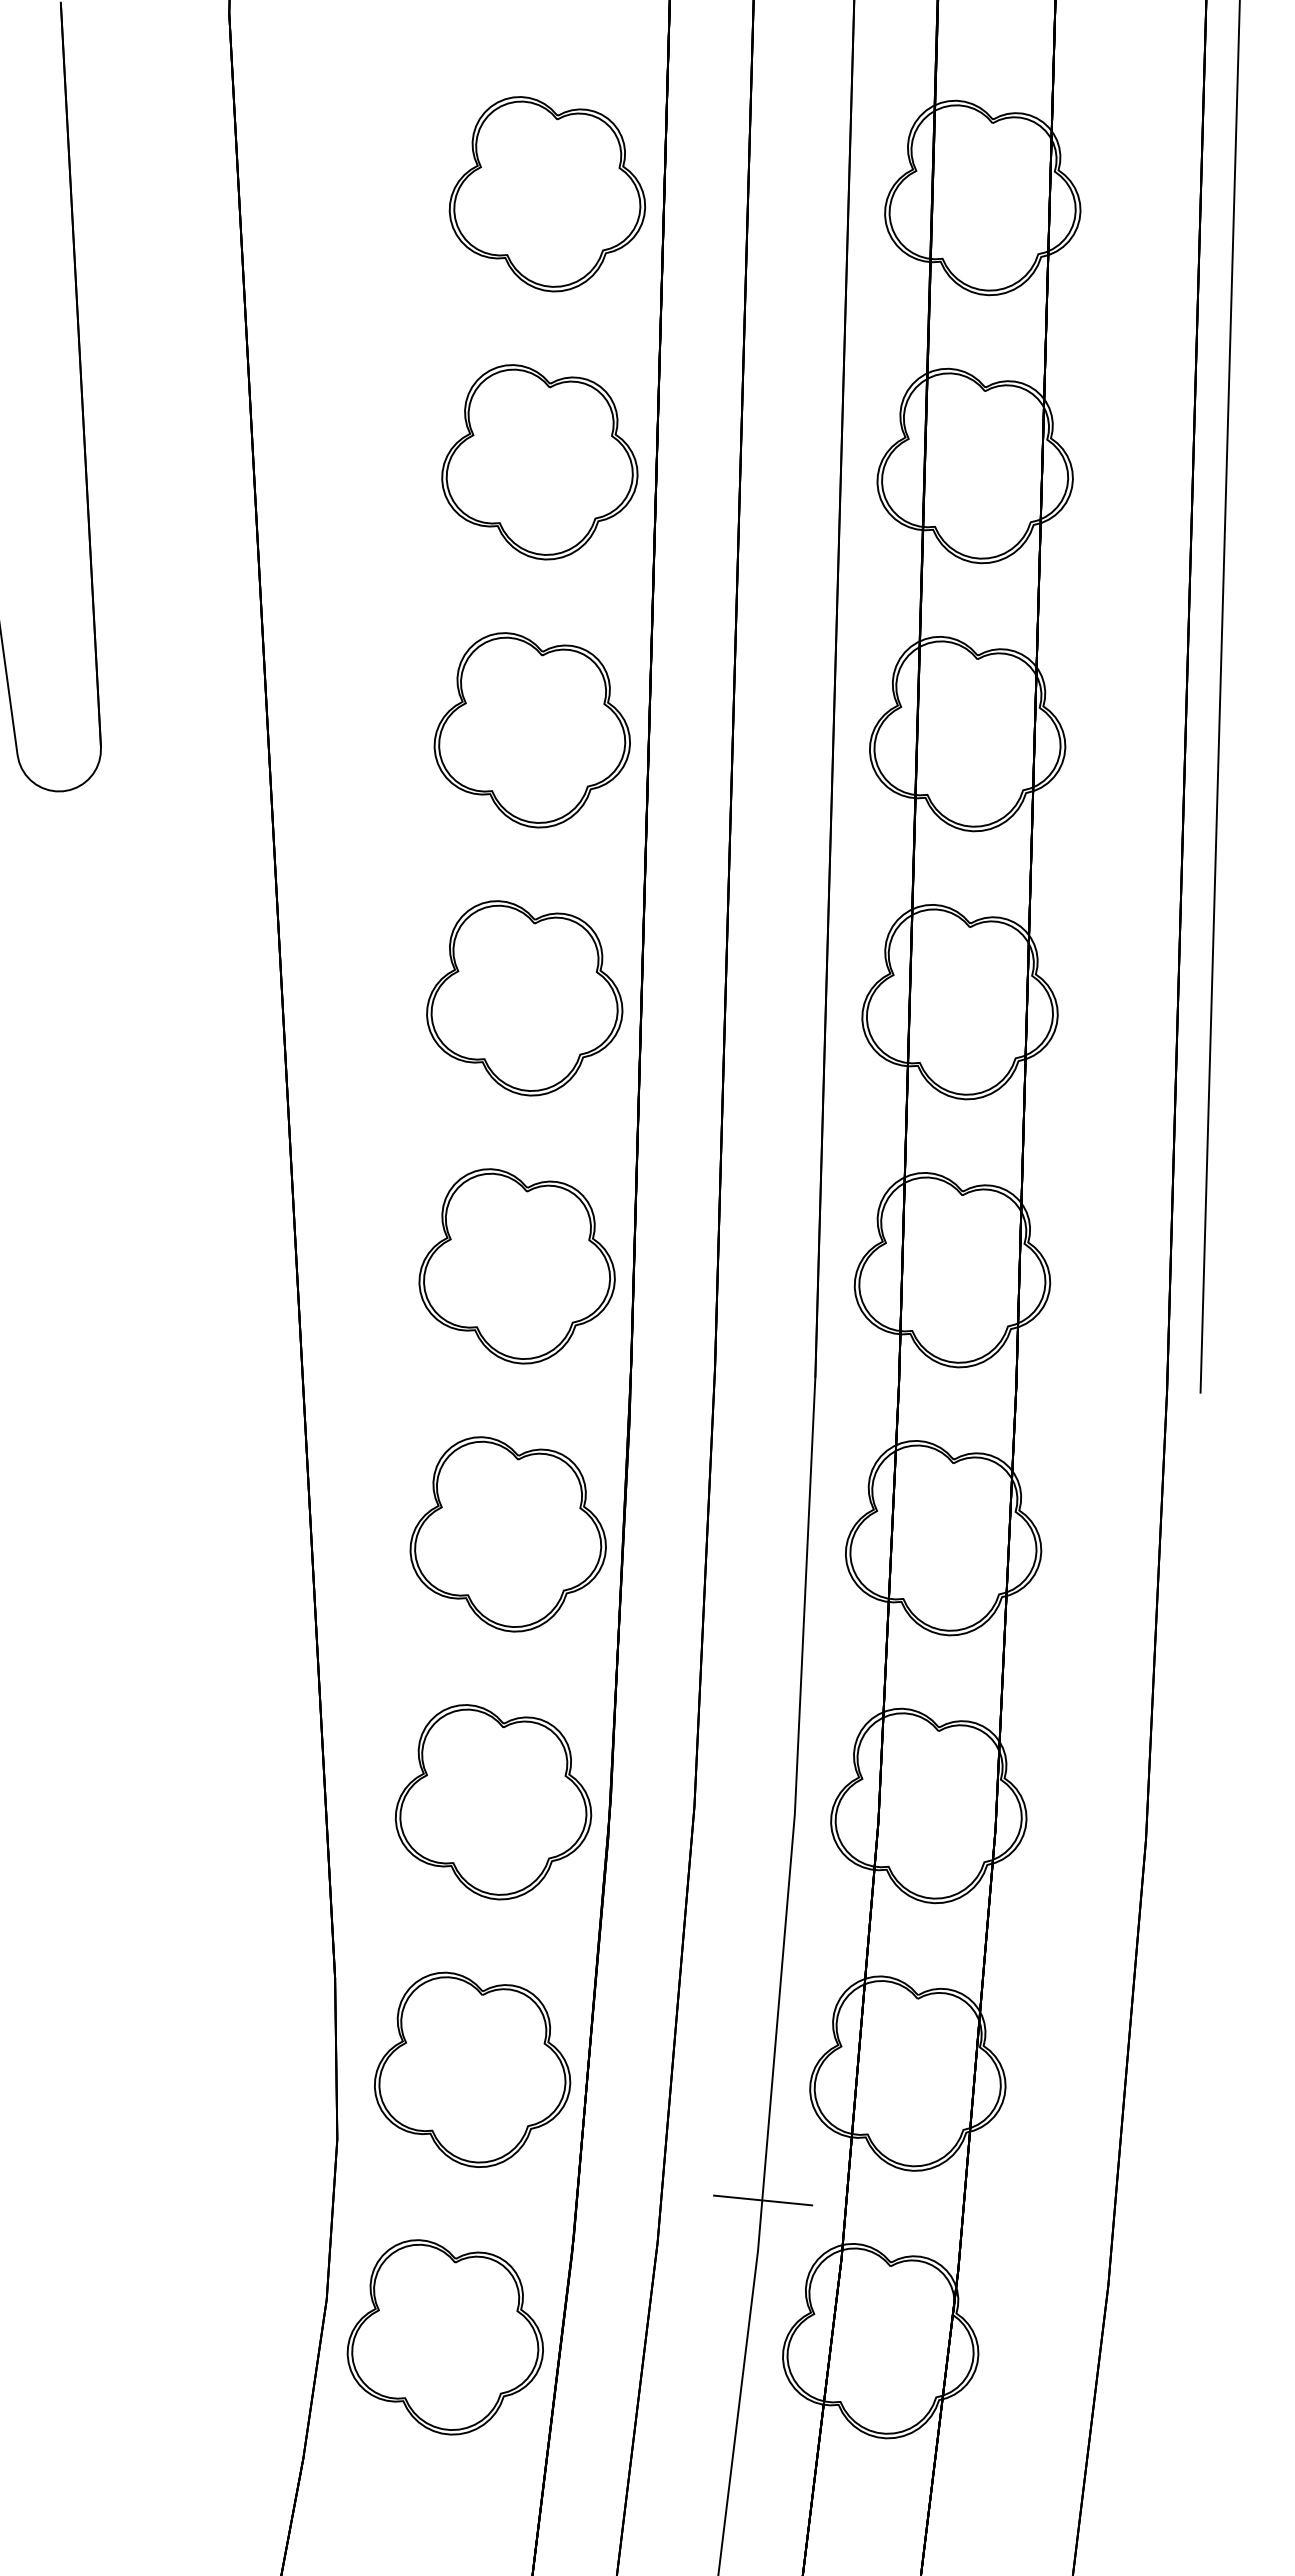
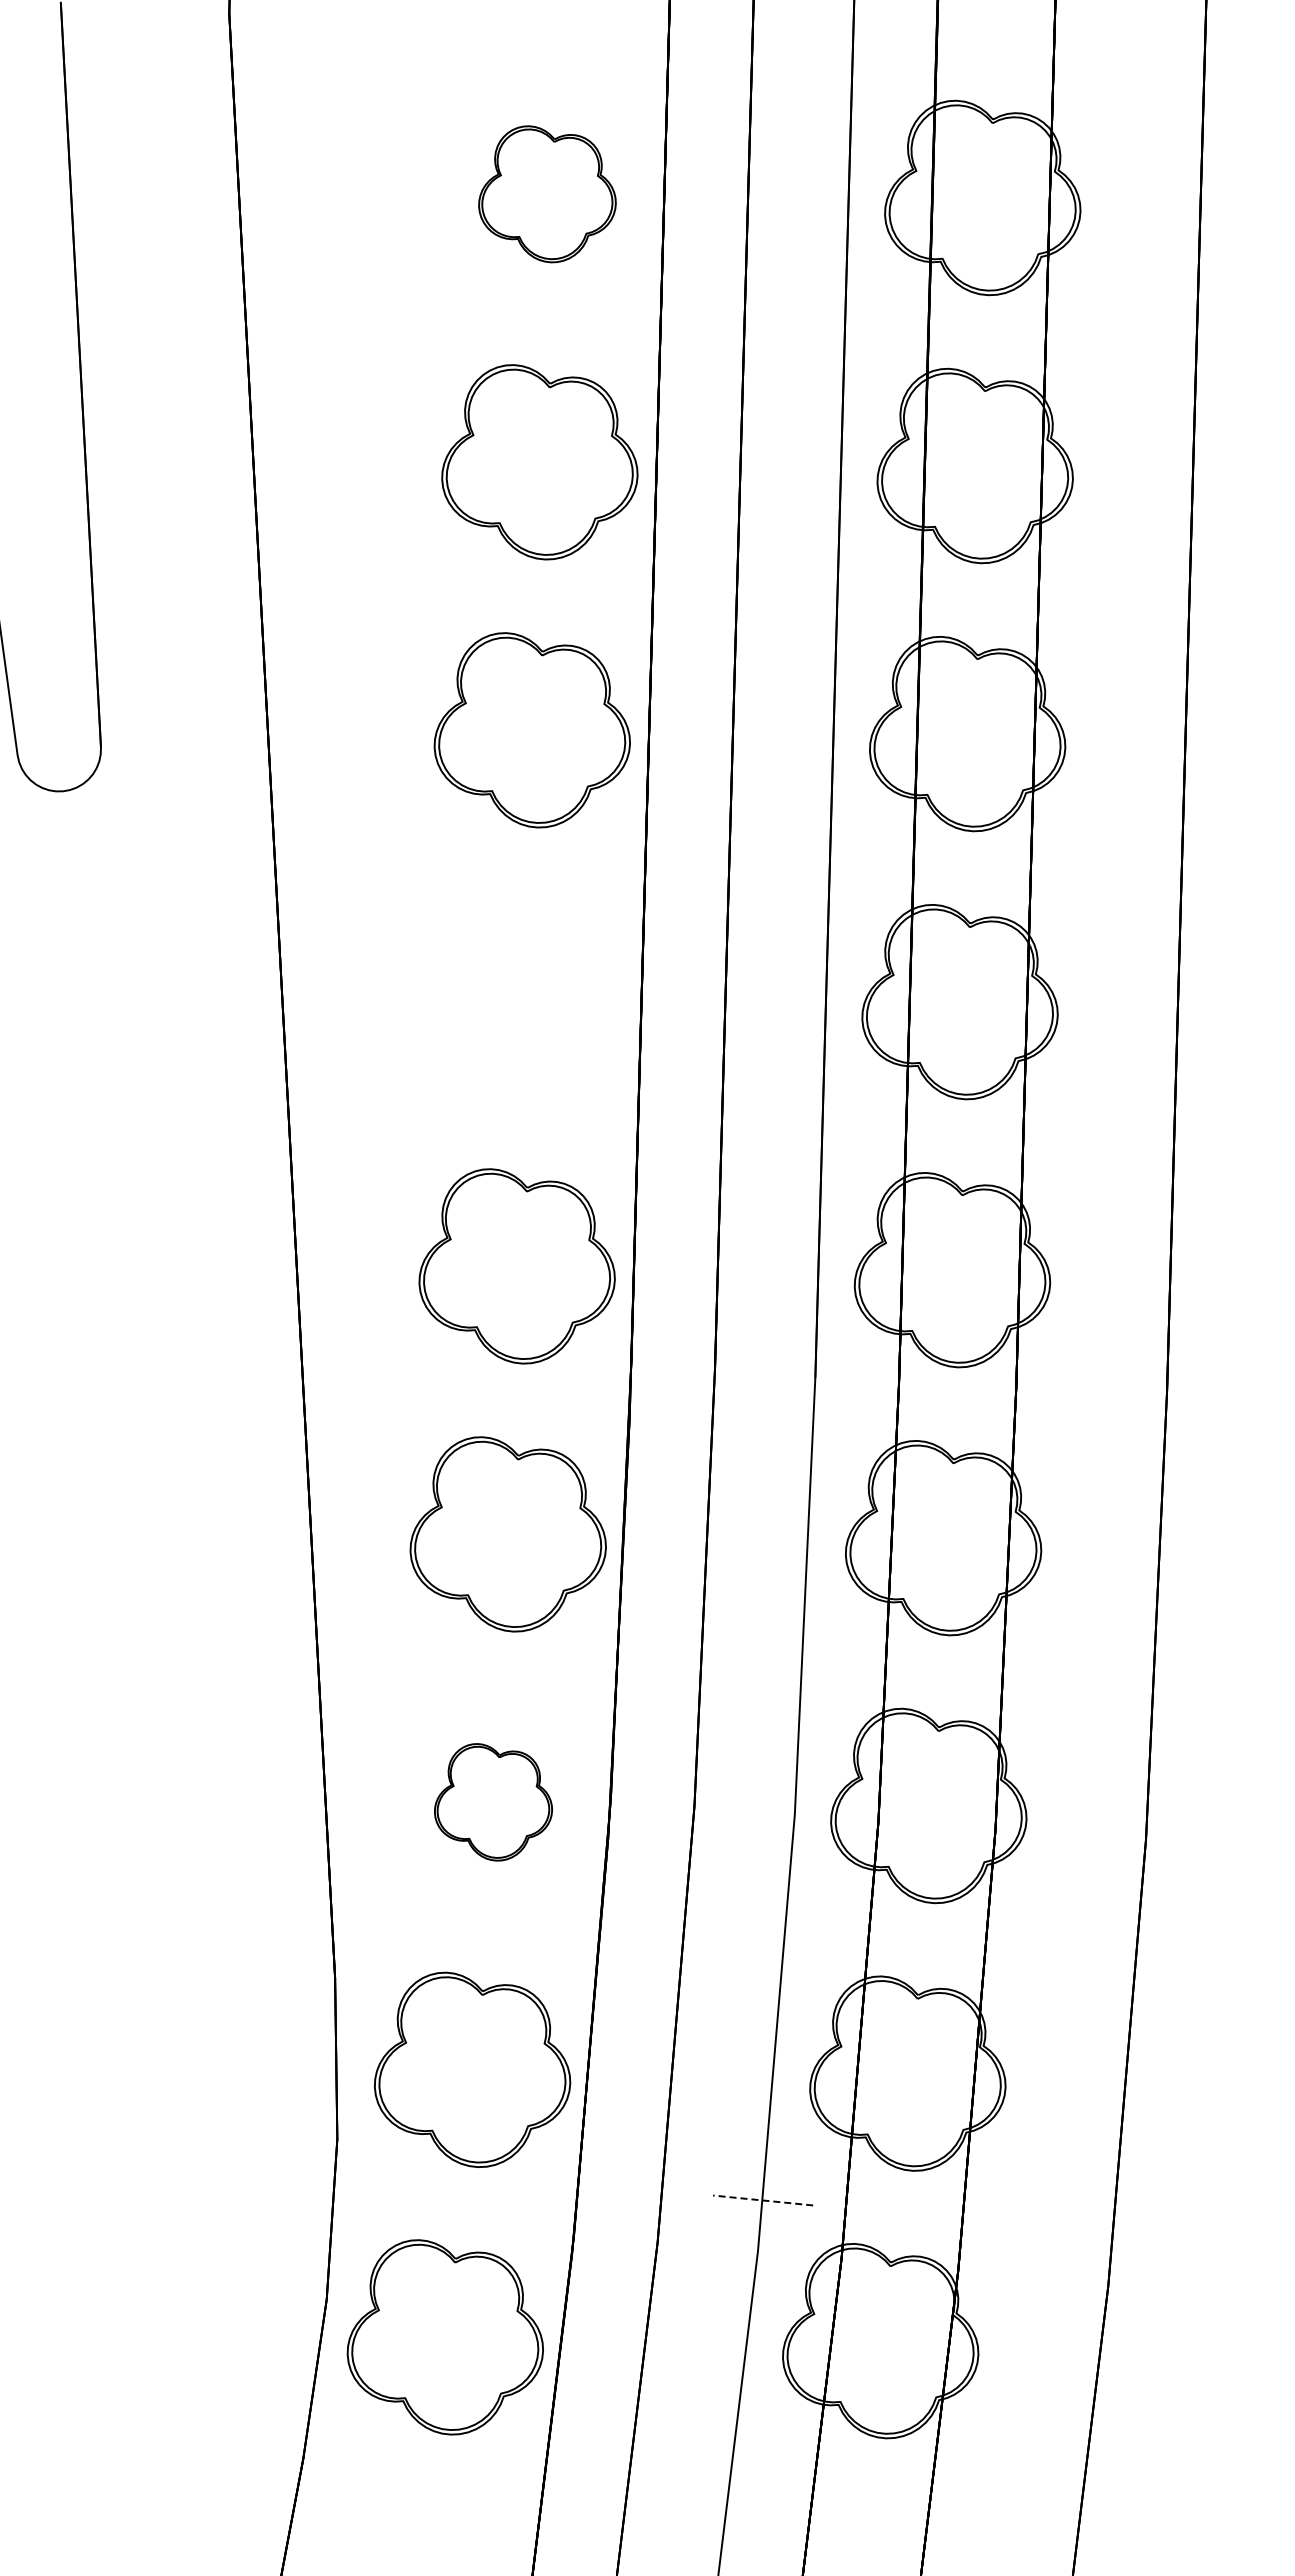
part size: 199x197 px -> 139x139 px (547, 194)
line: present -> none (1219, 697)
part: present -> none (524, 998)
part size: 199x197 px -> 119x119 px (493, 1802)
line: solid -> dashed (762, 2200)
